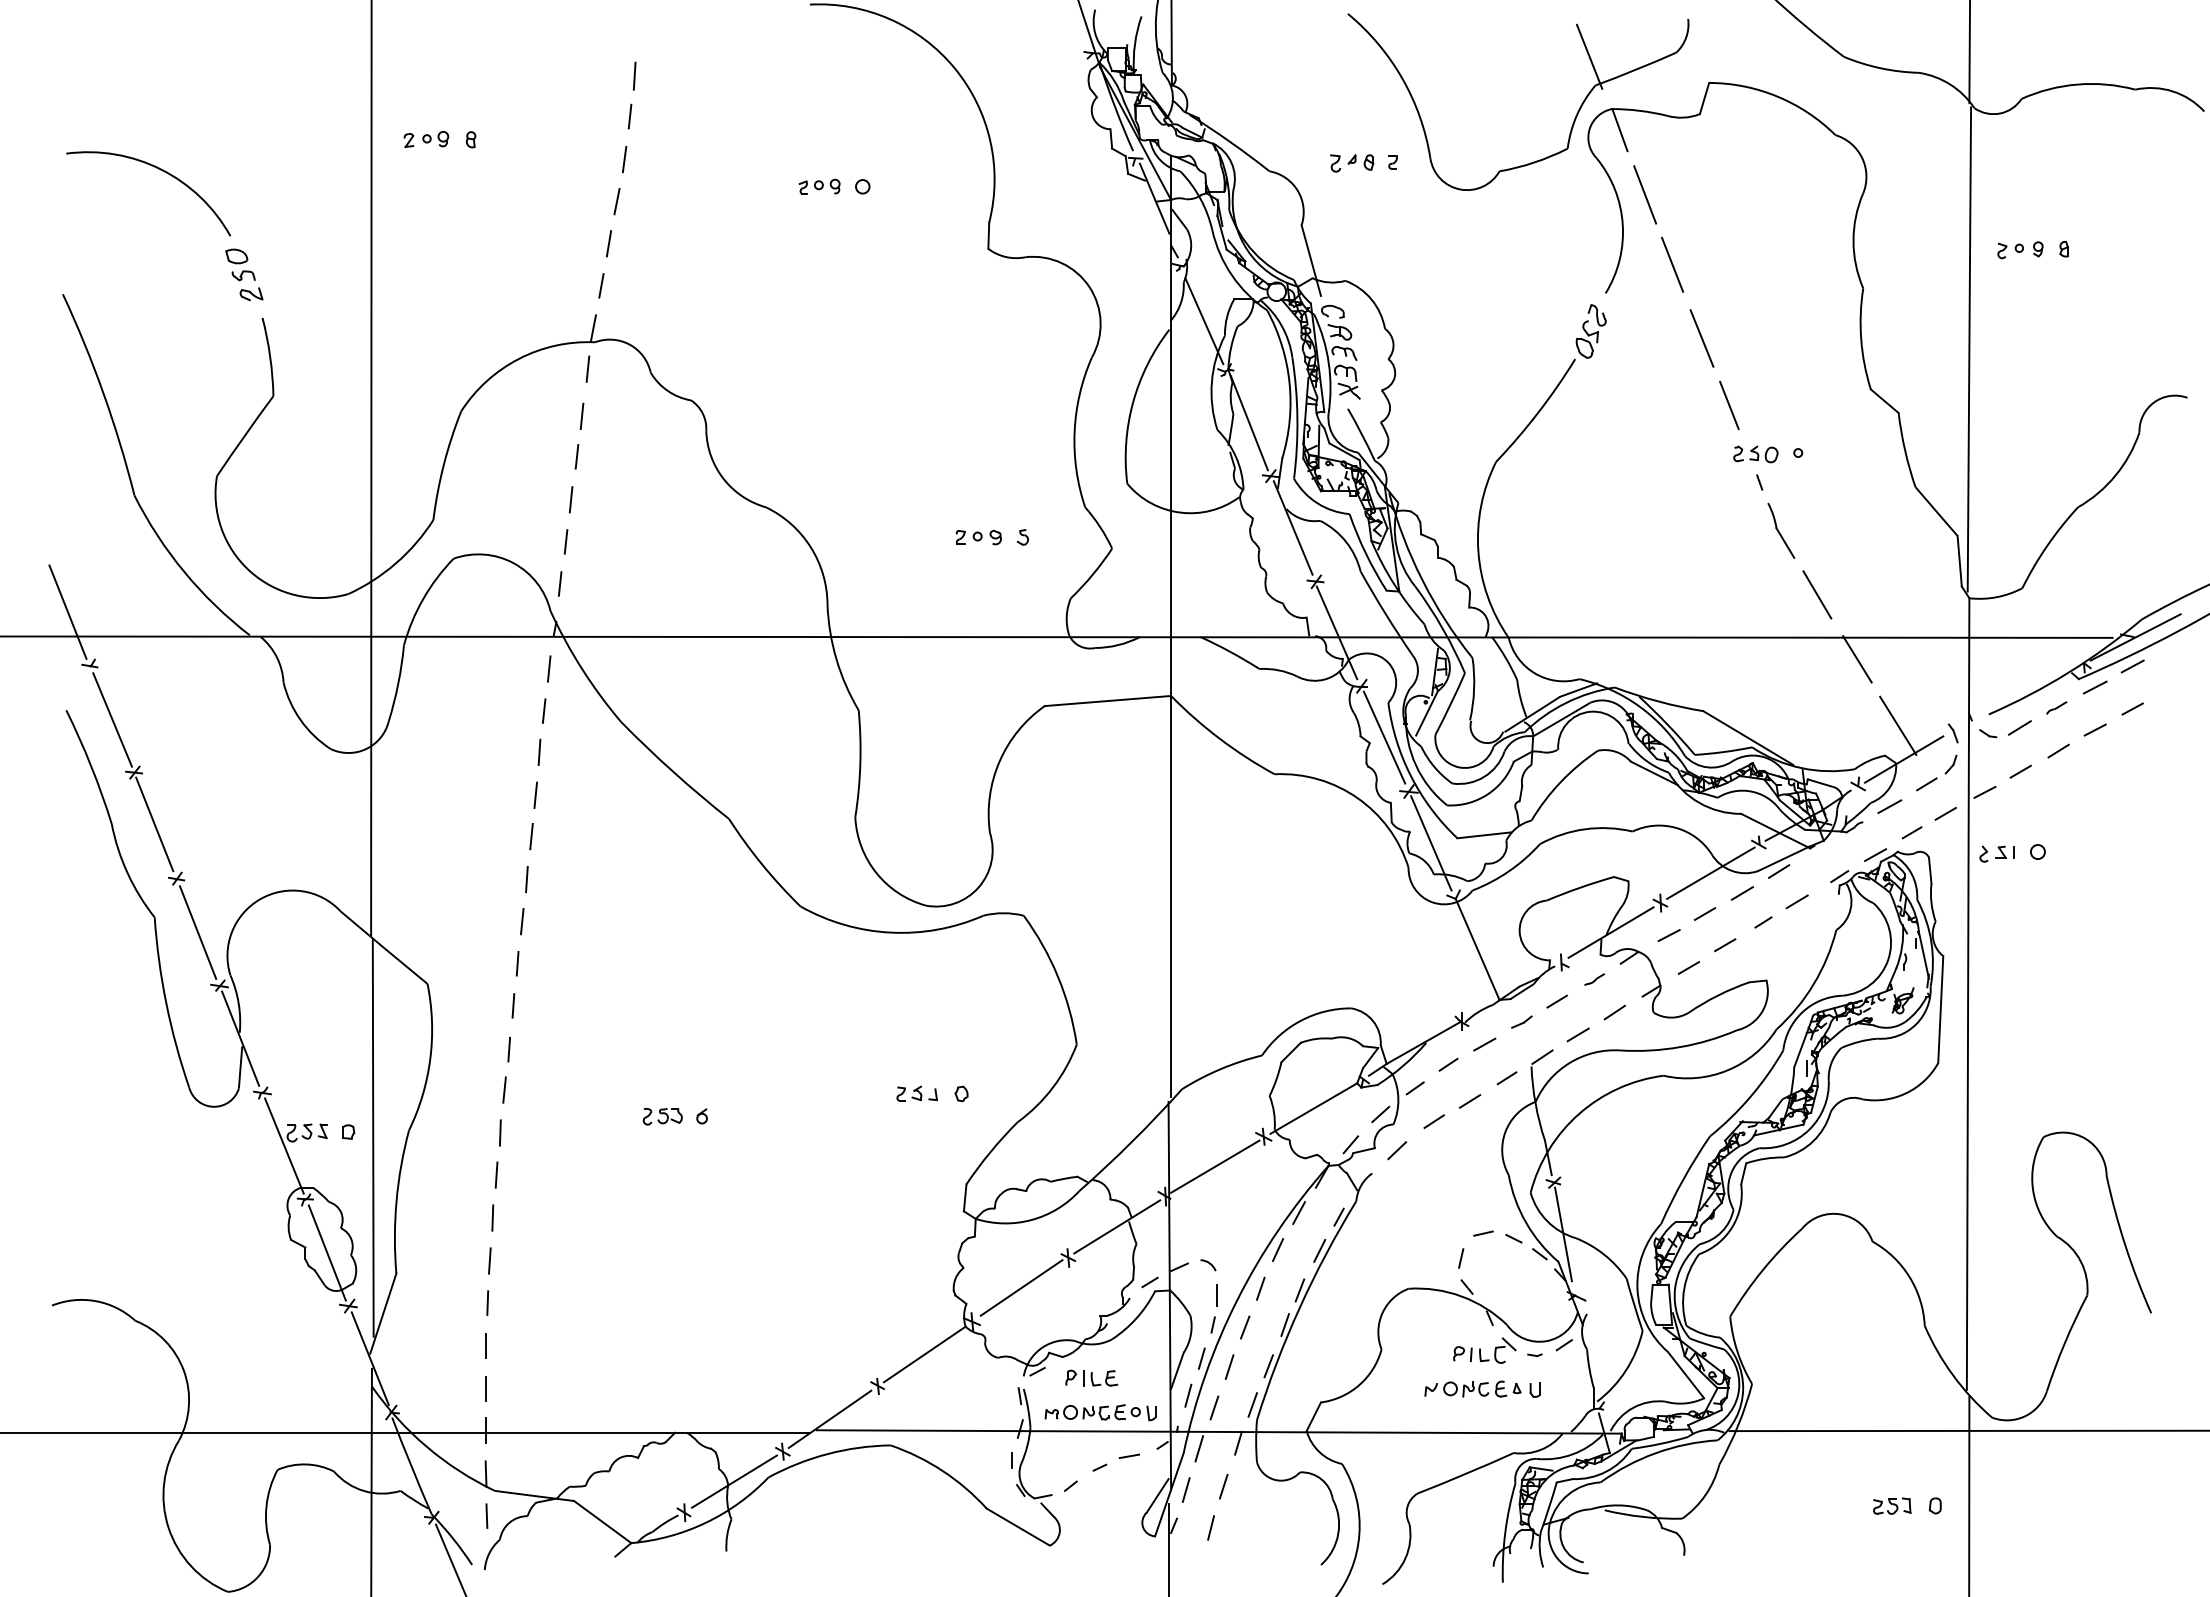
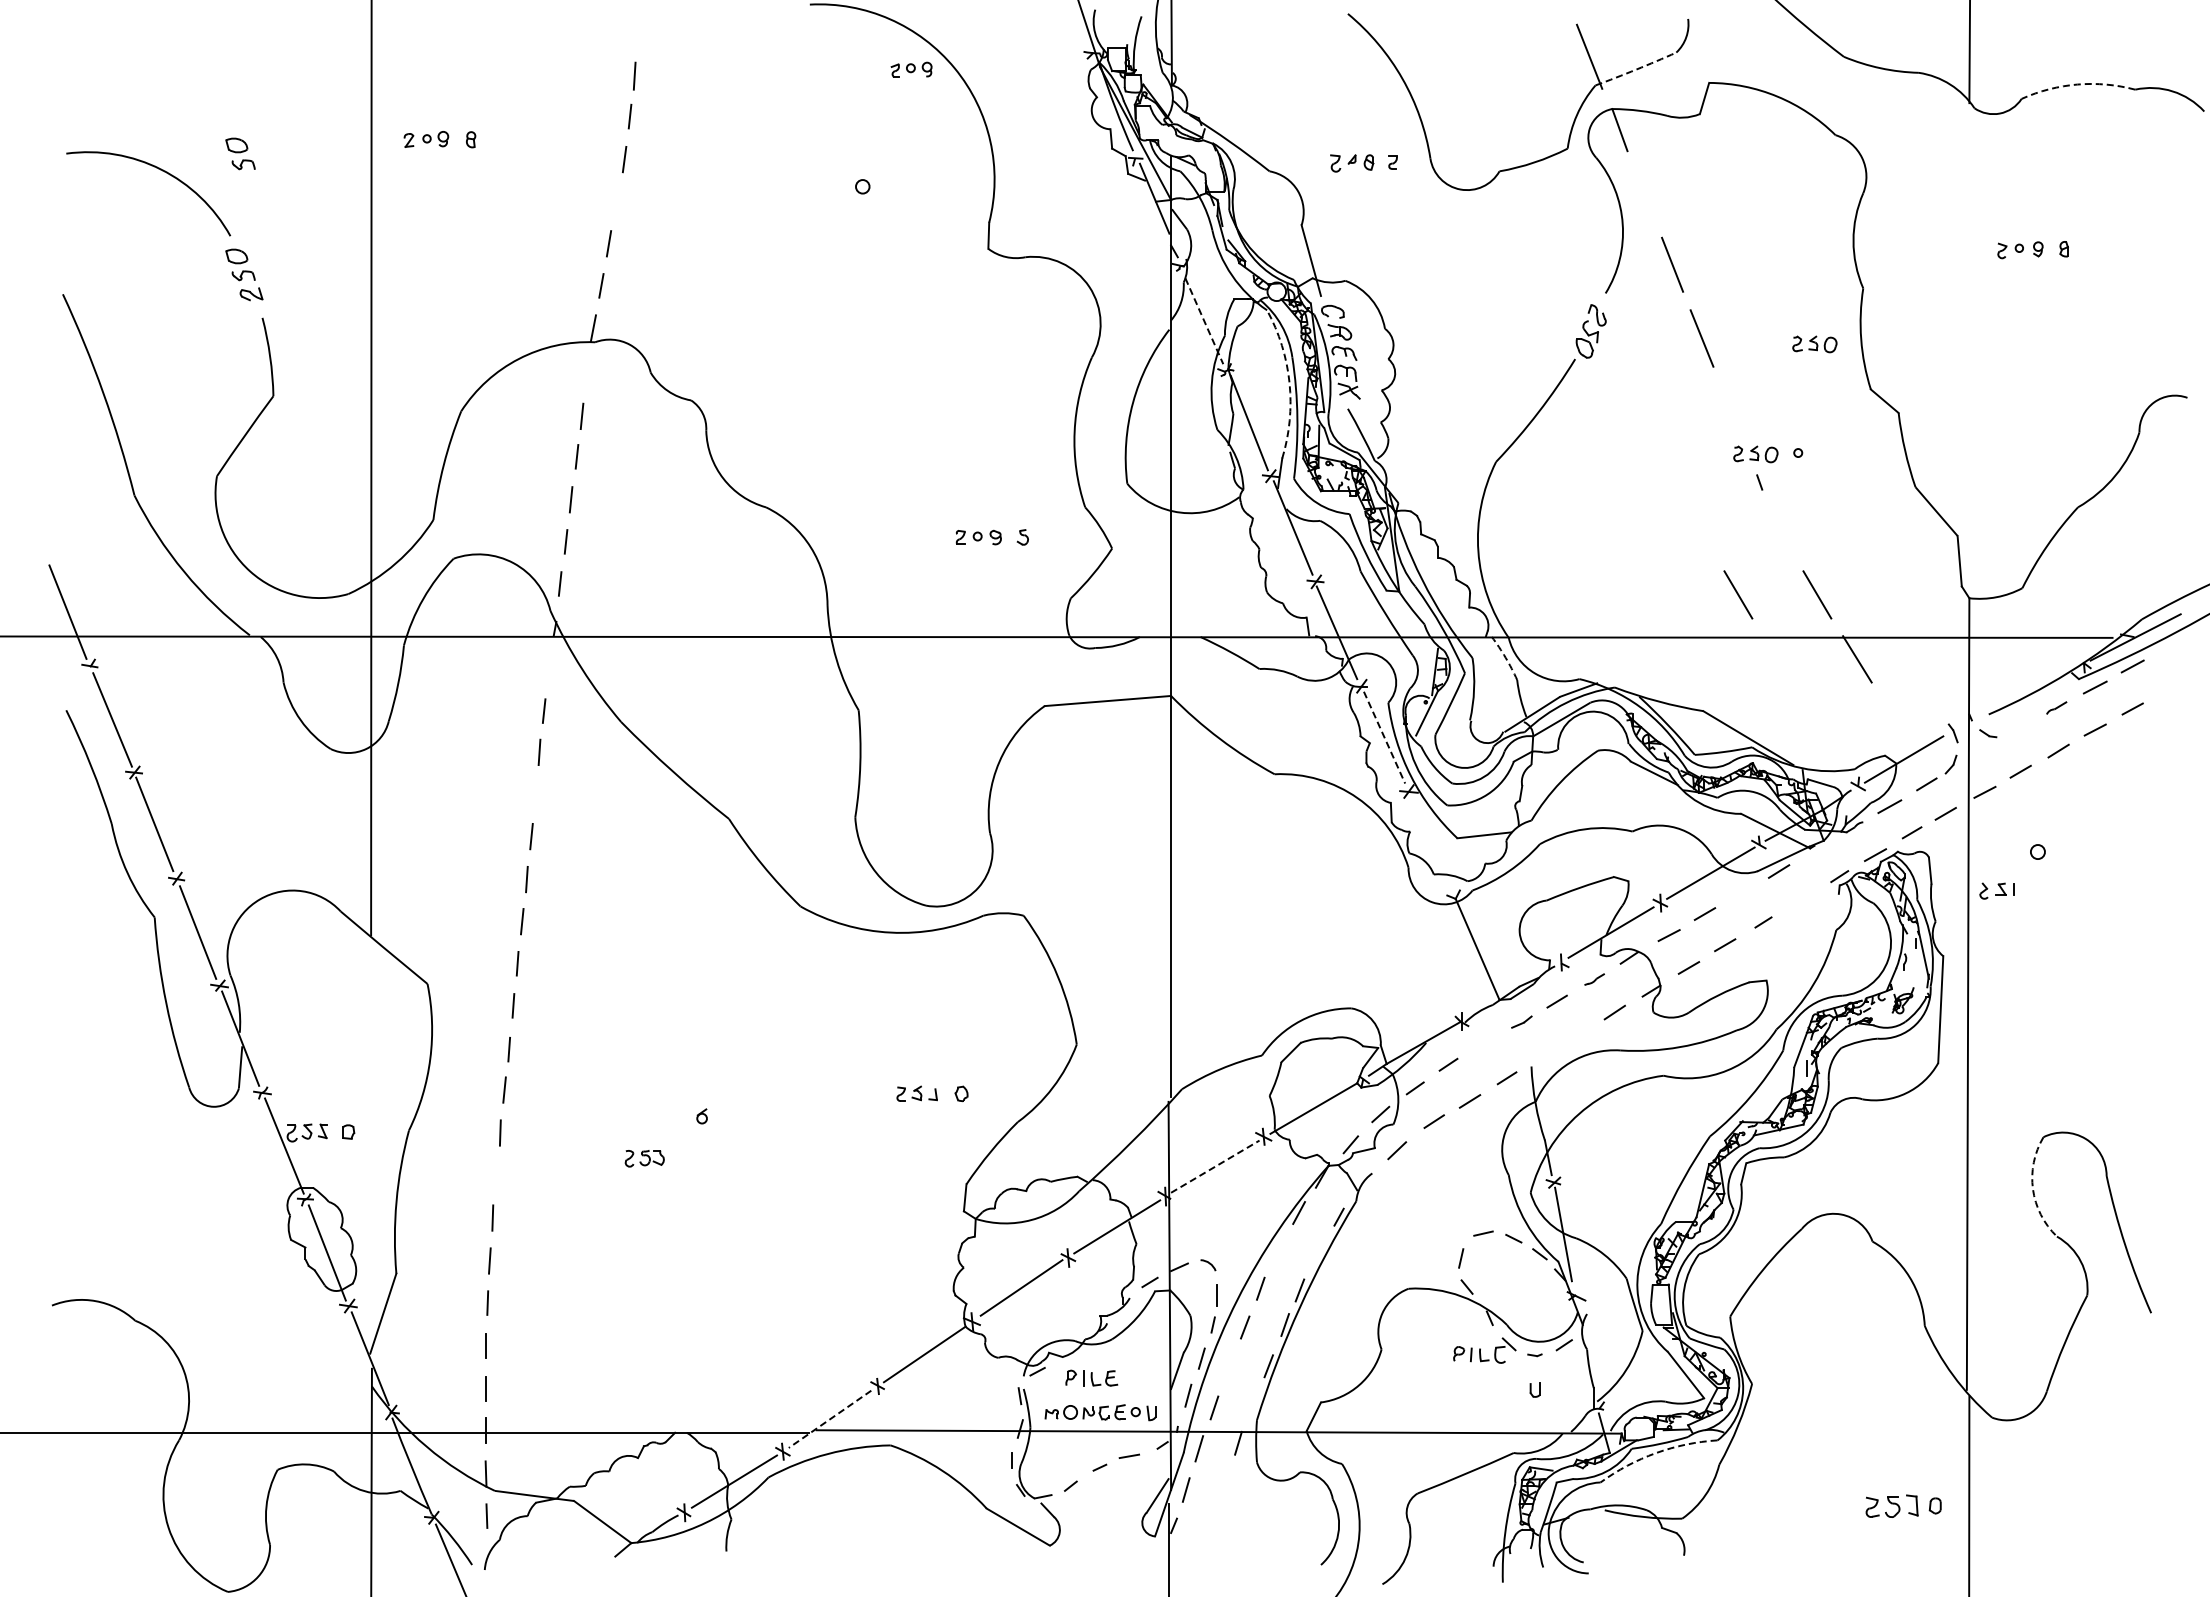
arc: solid -> dashed (1636, 69)
arc: solid -> dashed (2077, 84)
part: none -> present (240, 153)
part position: (819, 186) -> (911, 69) (911, 69)
line: present -> none (1645, 194)
line: present -> none (616, 201)
line: solid -> dashed (1204, 321)
part: none -> present (1814, 344)
line: present -> none (1969, 349)
line: present -> none (587, 368)
arc: solid -> dashed (1289, 382)
line: present -> none (1729, 404)
part: present -> none (1781, 530)
line: none -> present (1738, 594)
arc: solid -> dashed (1505, 657)
line: present -> none (549, 668)
line: present -> none (1898, 725)
line: present -> none (2019, 727)
line: solid -> dashed (1384, 738)
line: present -> none (535, 794)
line: present -> none (1431, 843)
part position: (1996, 853) -> (1996, 890) (1996, 890)
line: present -> none (1741, 893)
line: present -> none (1796, 901)
line: present -> none (1577, 1034)
line: present -> none (1484, 1044)
line: present -> none (1542, 1056)
part position: (662, 1116) -> (644, 1158) (644, 1158)
line: present -> none (372, 1137)
line: solid -> dashed (1215, 1166)
line: present -> none (496, 1174)
arc: solid -> dashed (2032, 1189)
line: present -> none (1277, 1250)
line: present -> none (1319, 1250)
line: present -> none (1229, 1366)
part: present -> none (1472, 1388)
line: present -> none (1252, 1404)
line: solid -> dashed (829, 1419)
line: present -> none (1967, 1430)
arc: solid -> dashed (1656, 1453)
line: present -> none (1223, 1486)
part size: 39x18 px -> 54x24 px (1891, 1505)
line: present -> none (1211, 1527)
